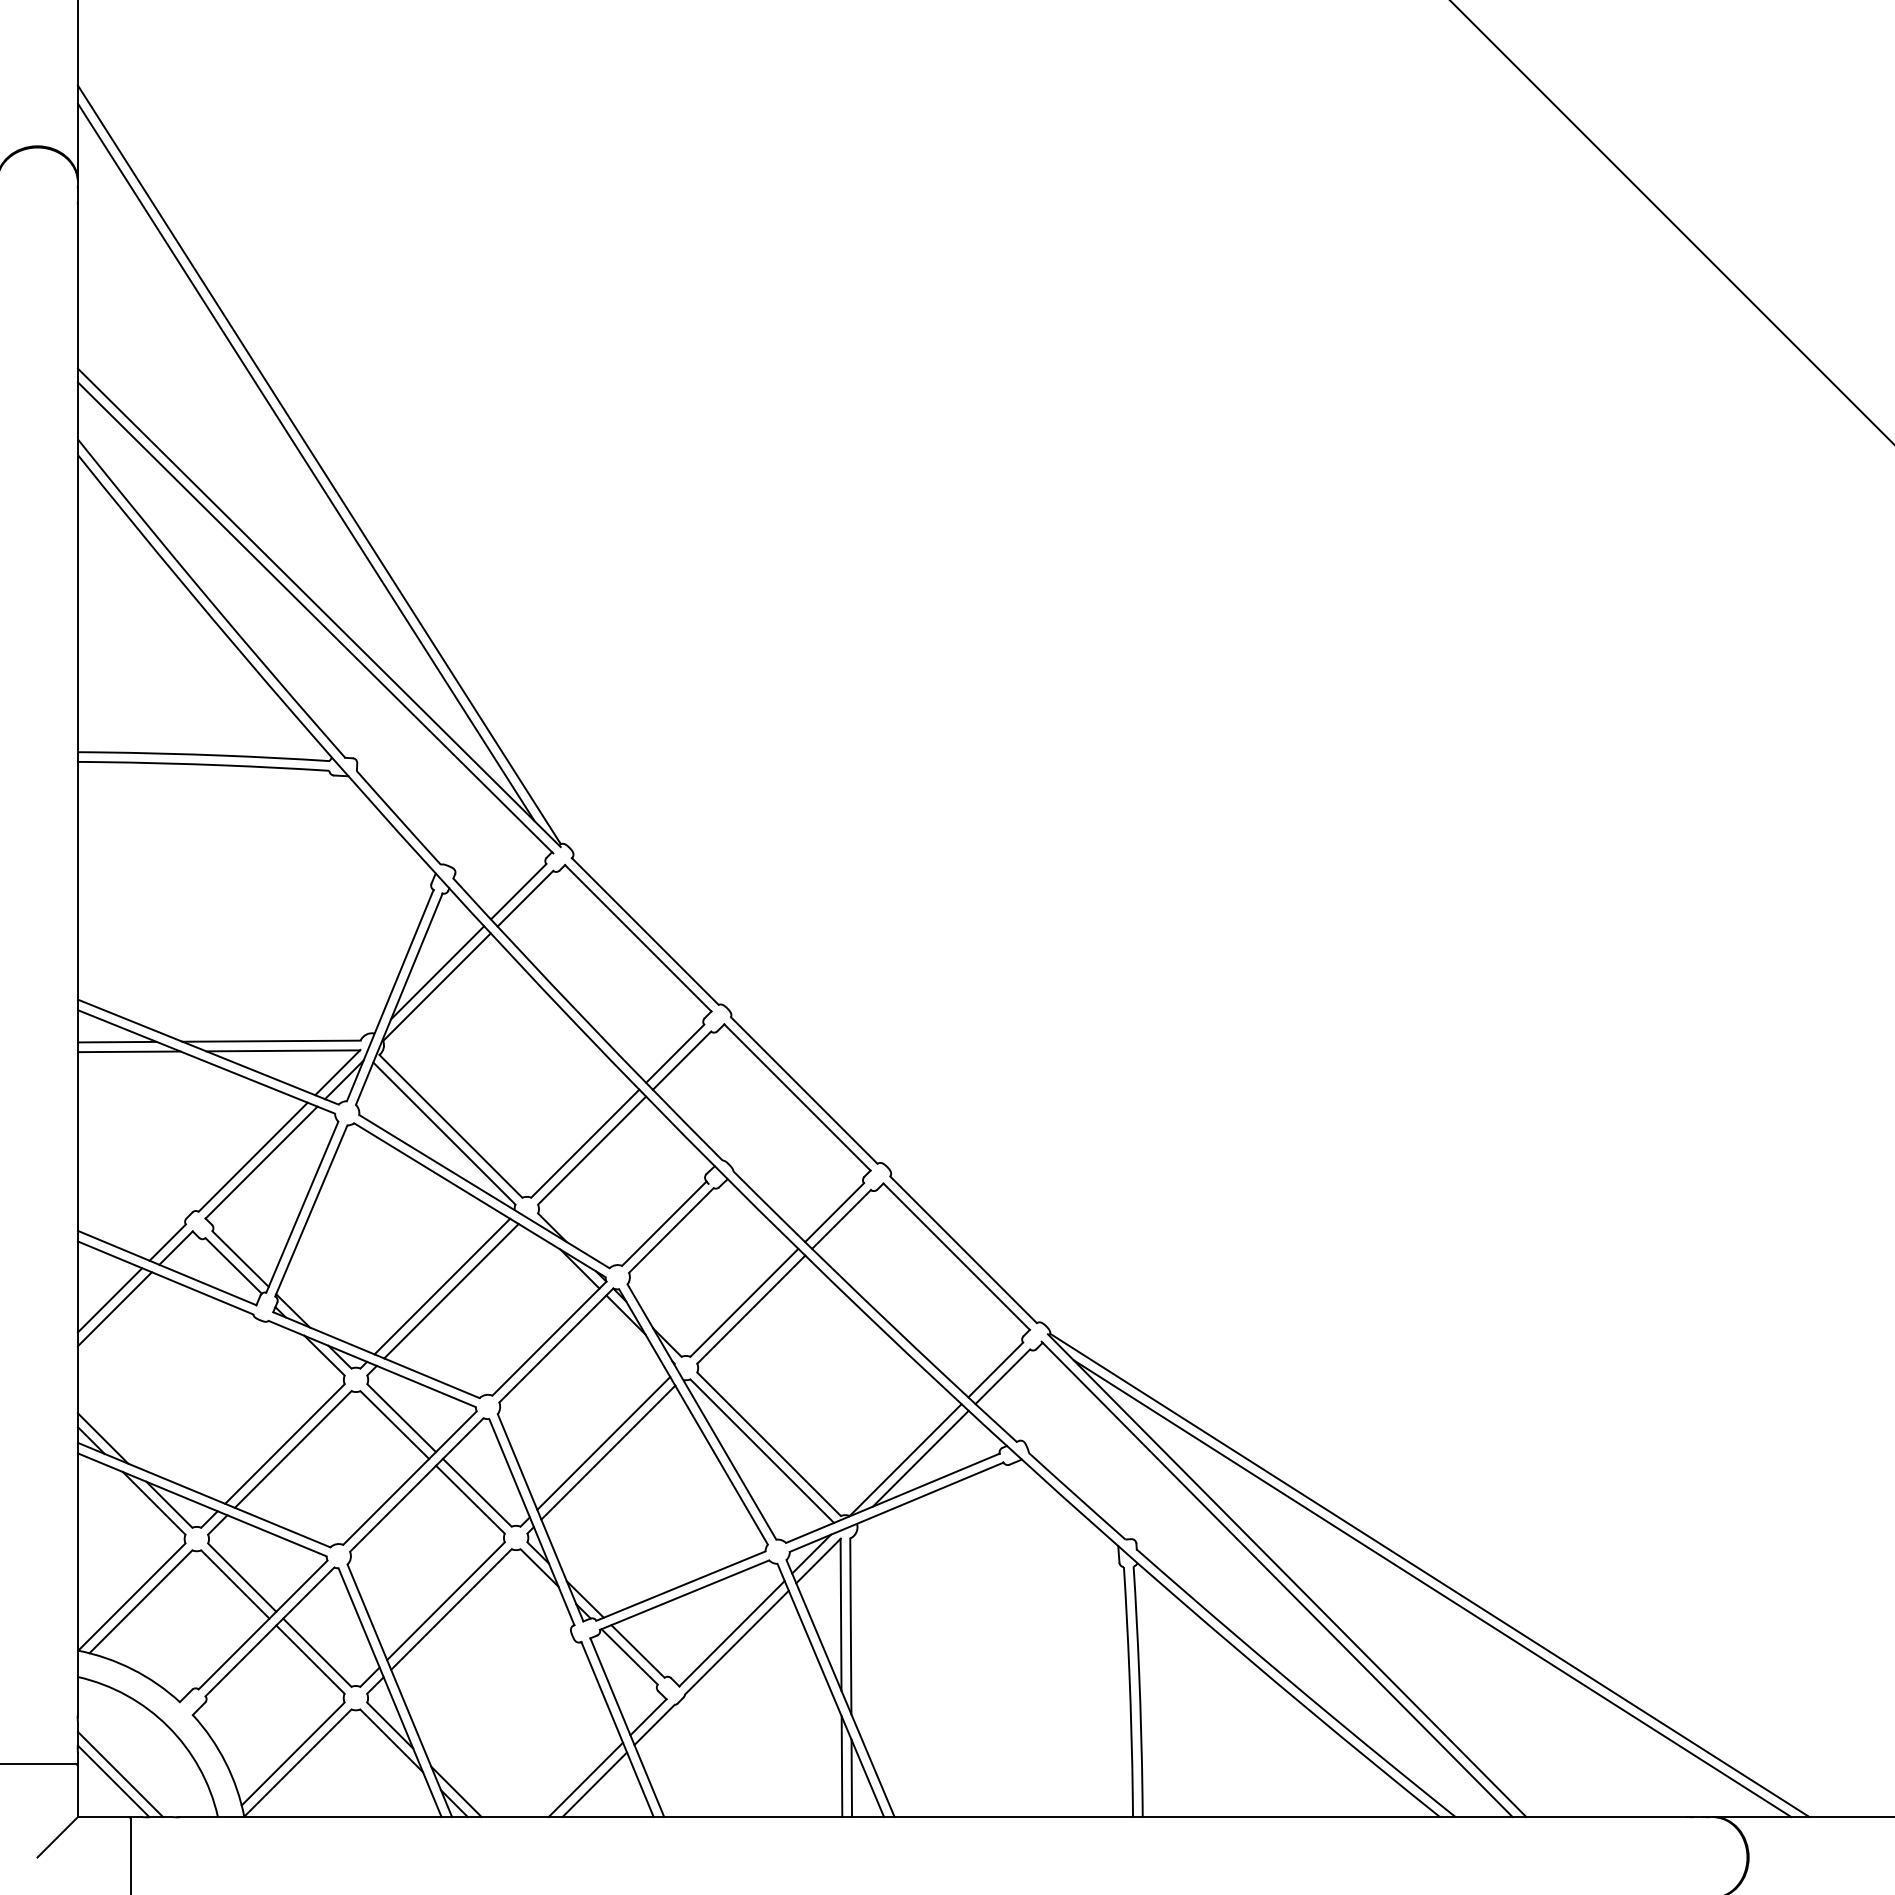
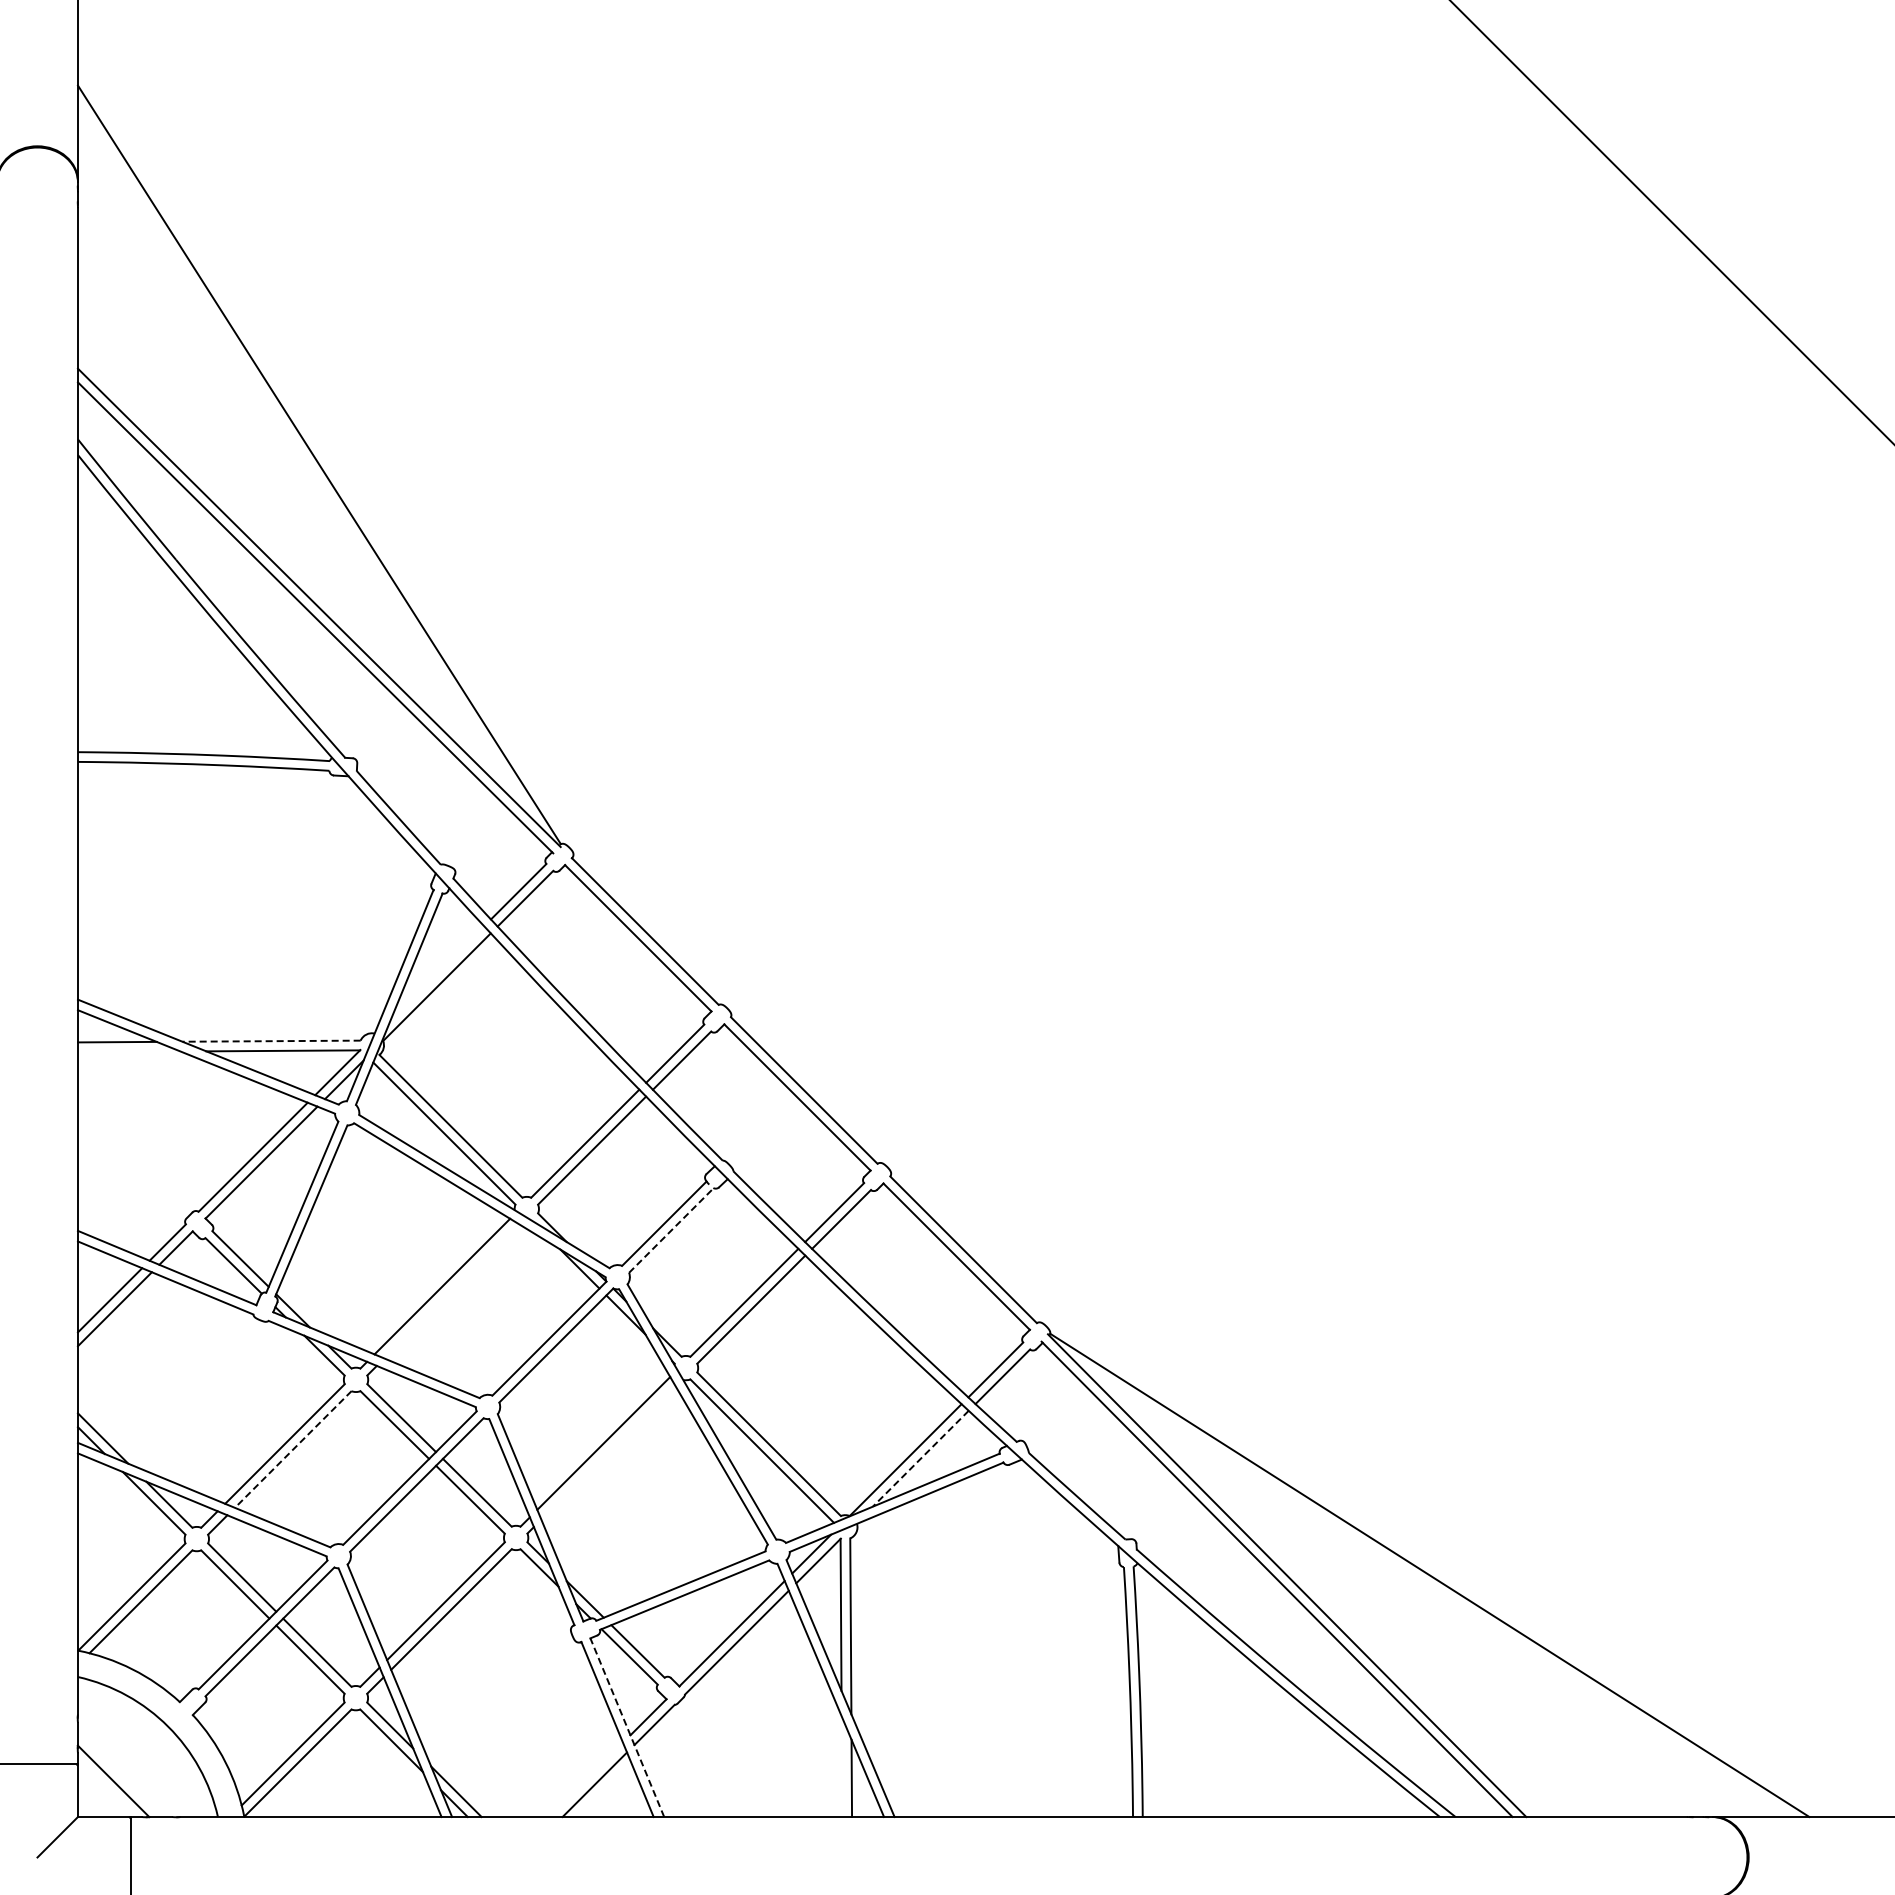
line: present -> none (305, 462)
line: present -> none (437, 972)
line: solid -> dashed (271, 1041)
line: present -> none (128, 1051)
line: solid -> dashed (671, 1230)
line: present -> none (451, 1291)
line: solid -> dashed (293, 1449)
line: present -> none (608, 1452)
line: solid -> dashed (920, 1458)
line: present -> none (1432, 1588)
line: solid -> dashed (627, 1727)
line: present -> none (841, 1766)
line: present -> none (120, 1774)
line: present -> none (585, 1779)
